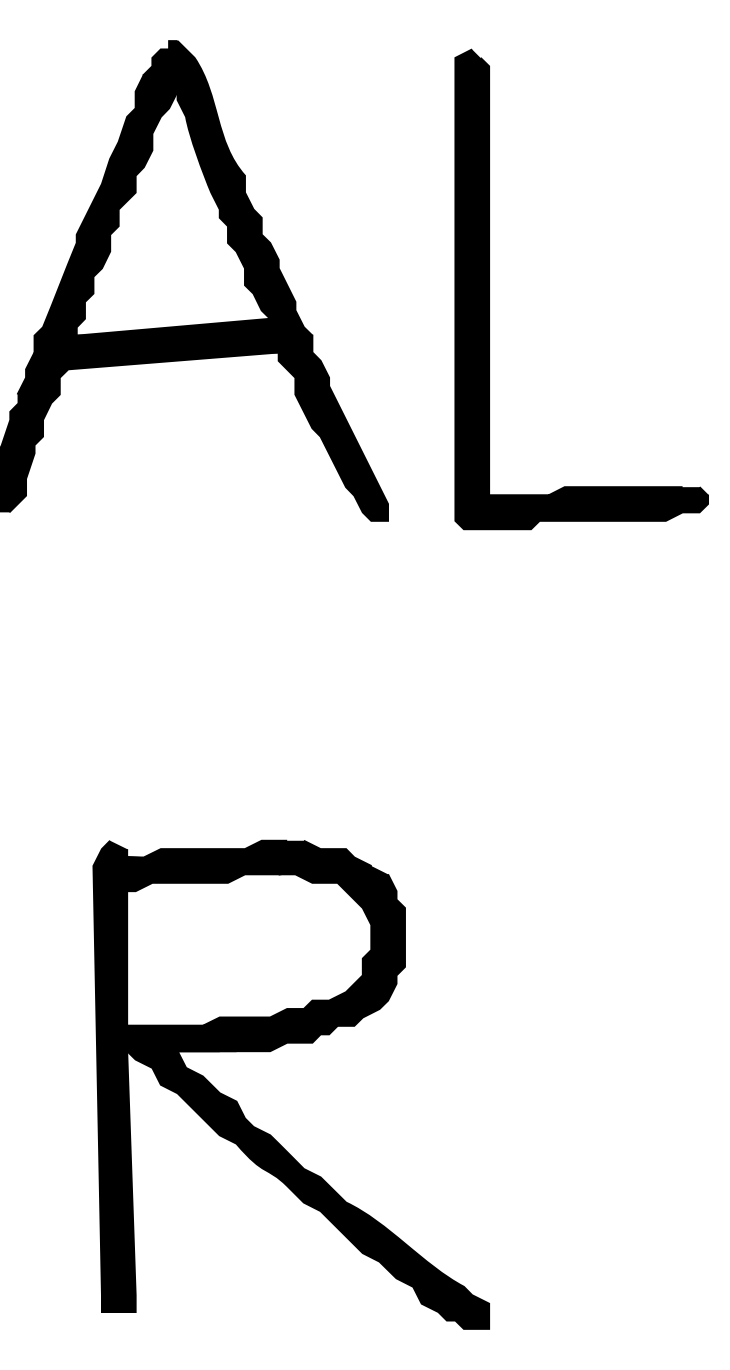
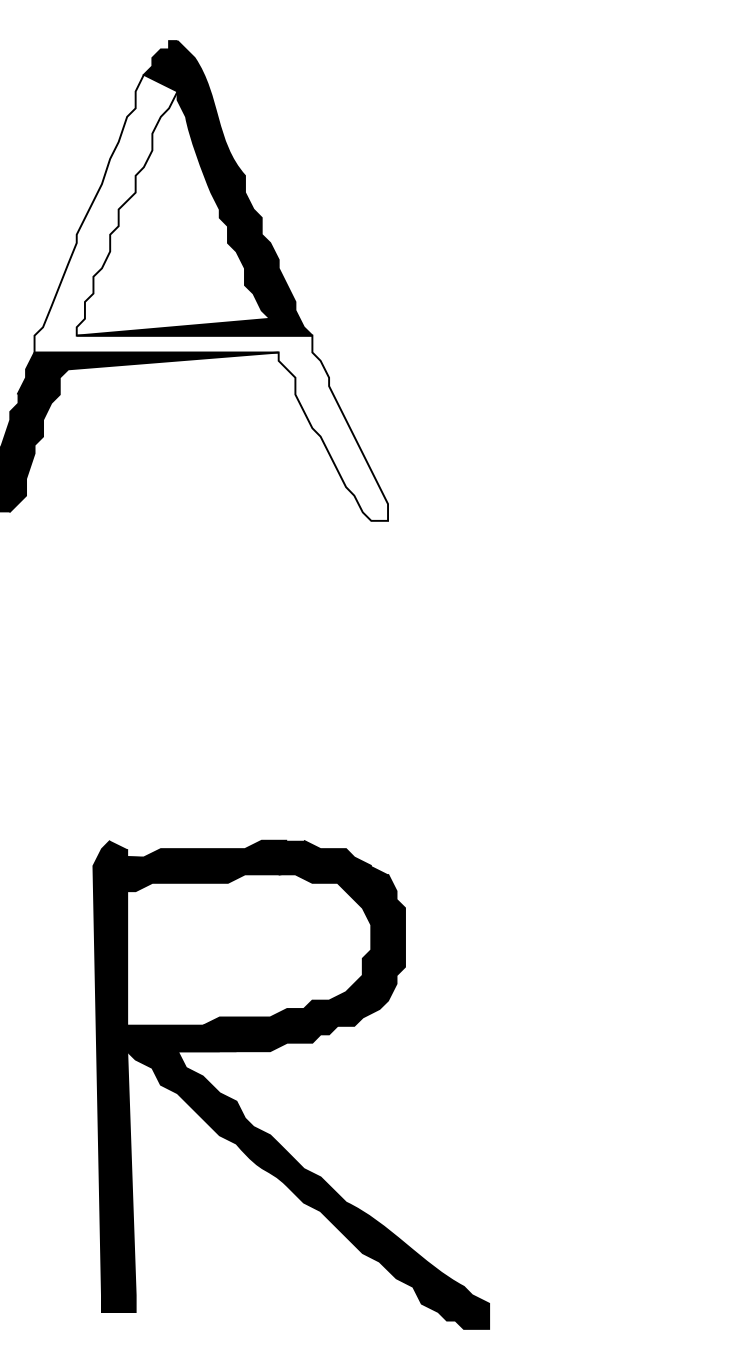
part: present -> none (489, 289)
fill: present -> none (211, 297)
